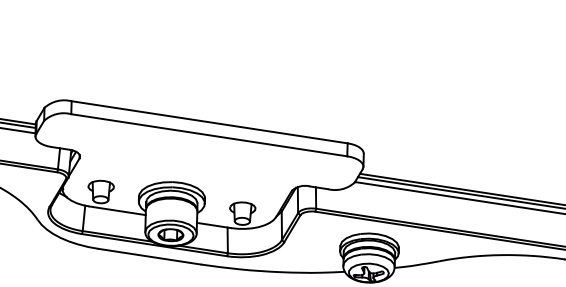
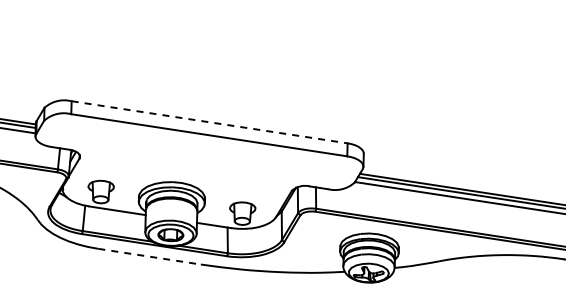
line: solid -> dashed (209, 122)
line: solid -> dashed (149, 256)
